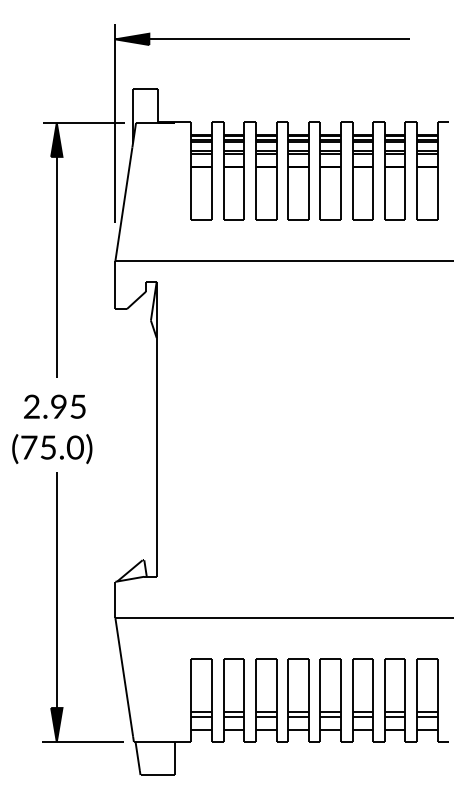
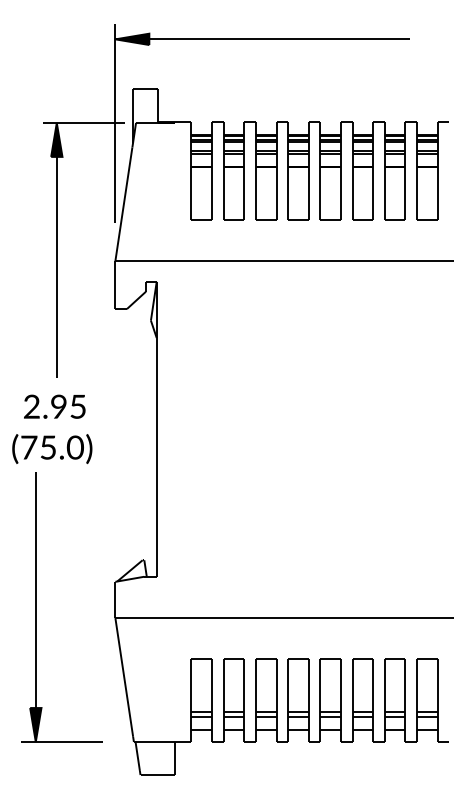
part position: (57, 607) -> (36, 607) (36, 607)
